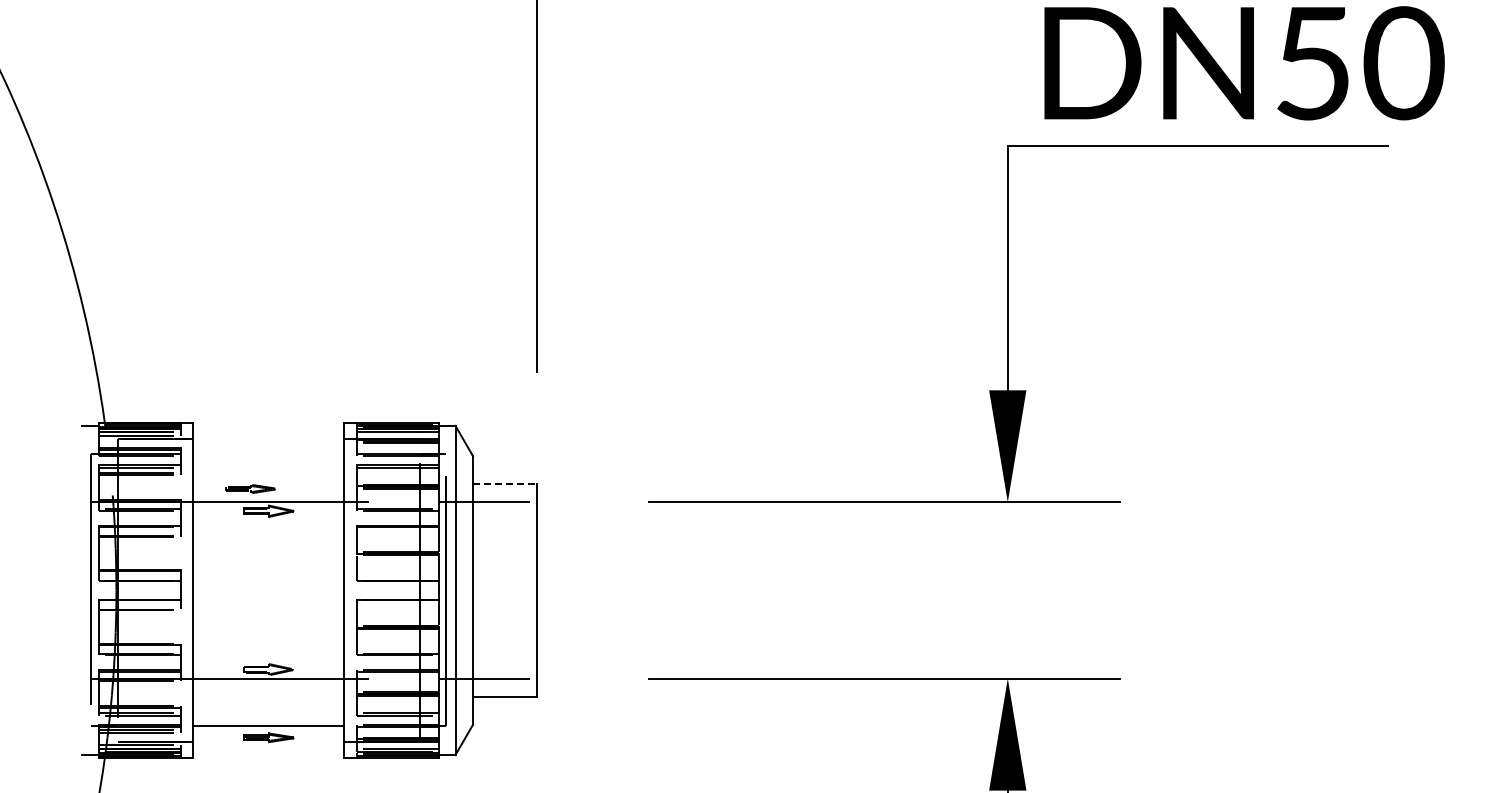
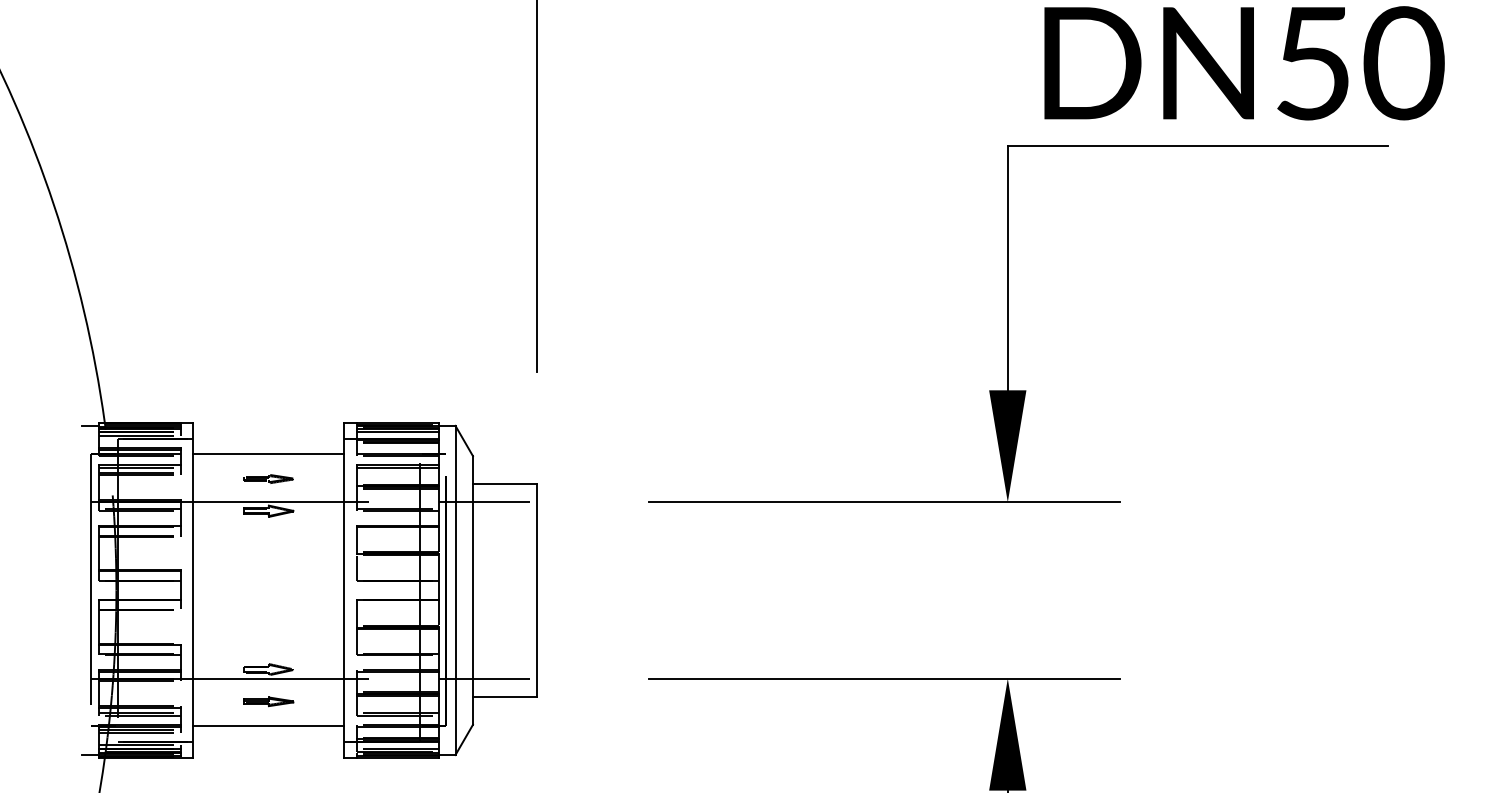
line: none -> present (268, 454)
line: dashed -> solid (505, 484)
part position: (250, 488) -> (268, 478) (268, 478)
part position: (268, 737) -> (268, 701) (268, 701)
